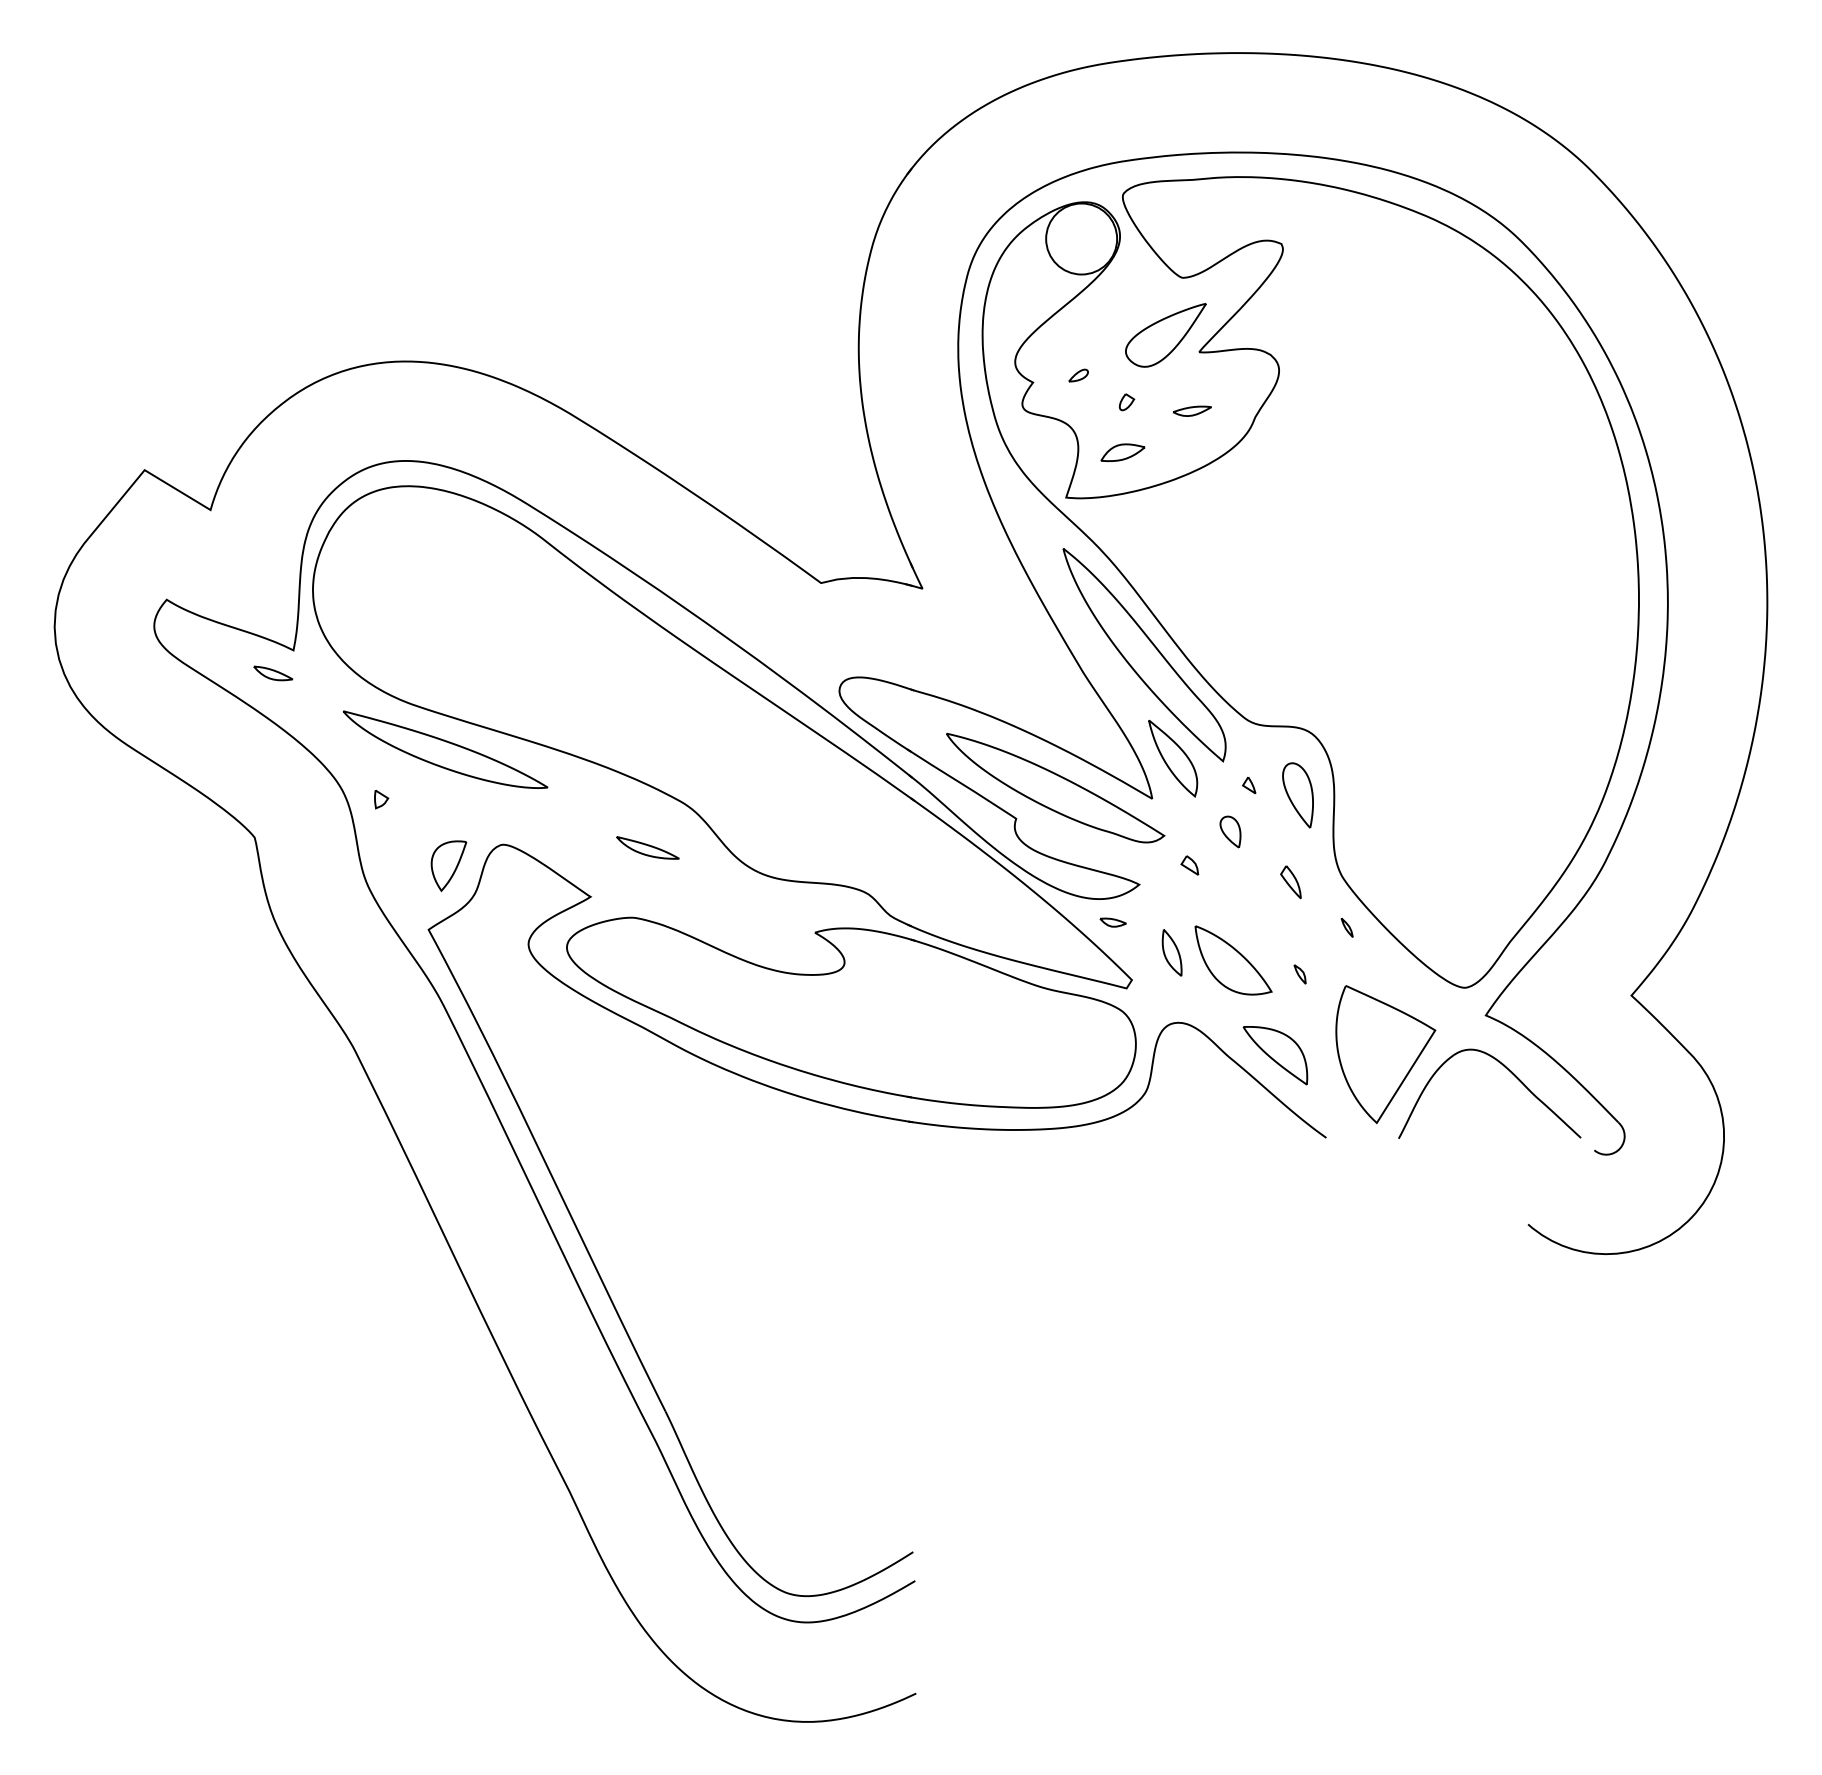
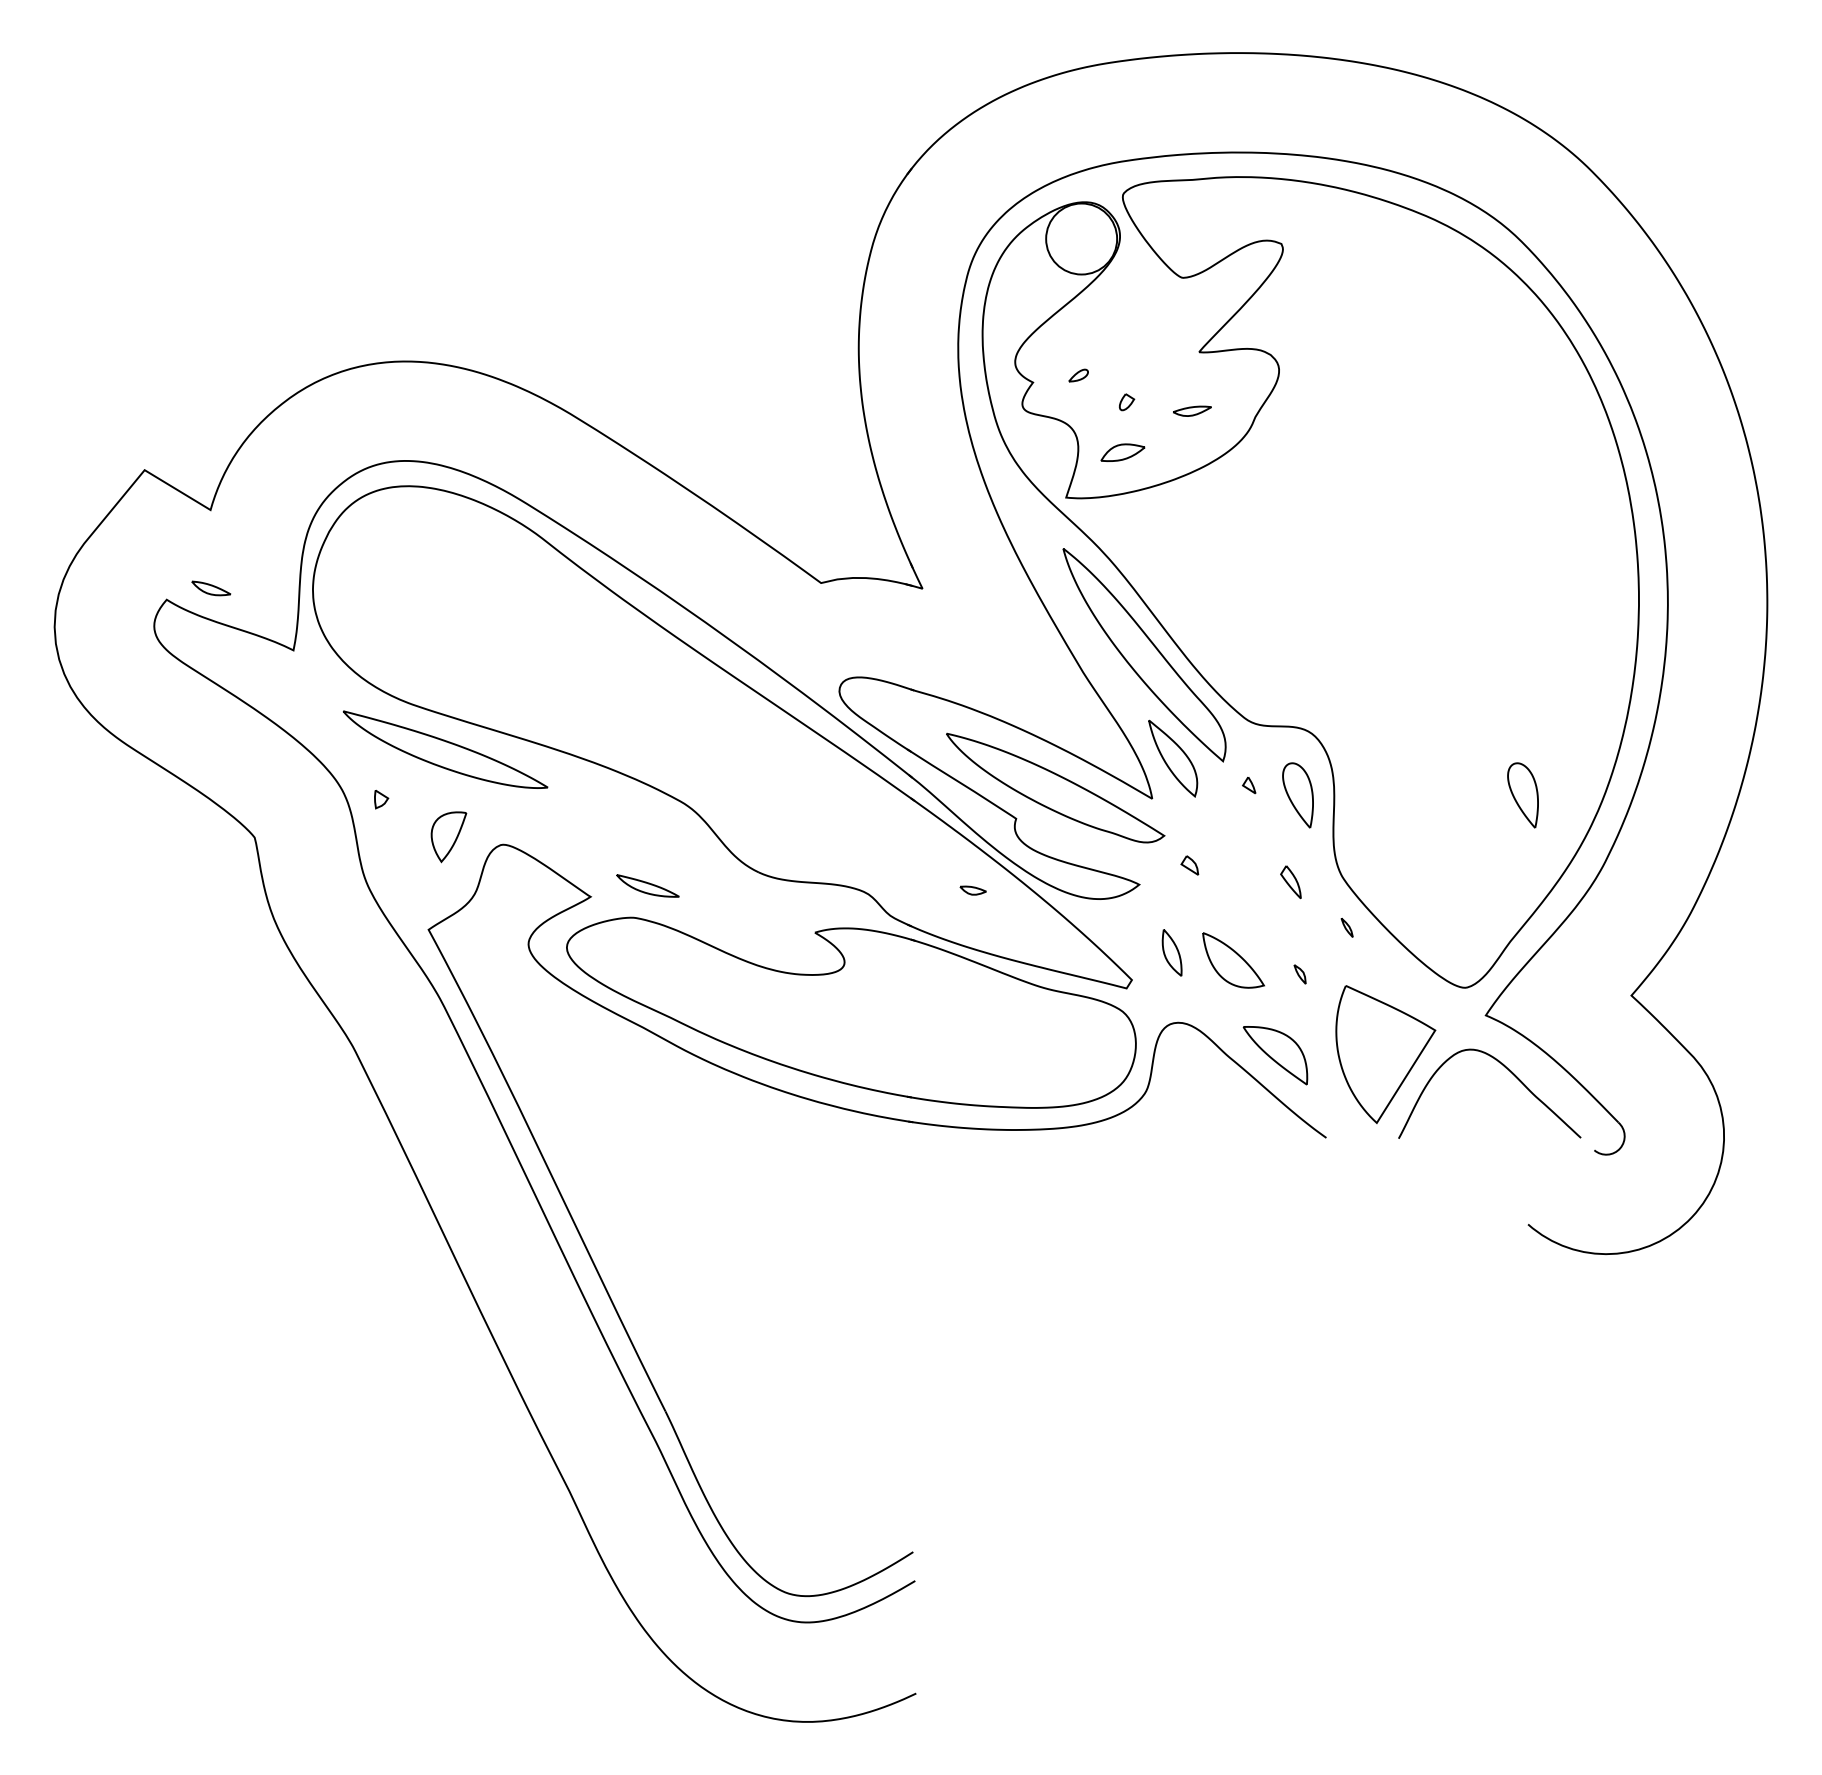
part: present -> none (1165, 335)
part position: (273, 673) -> (211, 588) (211, 588)
part: none -> present (1522, 795)
part: present -> none (1230, 831)
part position: (647, 847) -> (647, 885) (647, 885)
part position: (448, 866) -> (448, 837) (448, 837)
part position: (1112, 922) -> (972, 890) (972, 890)
part size: 79x71 px -> 63x57 px (1233, 960)
